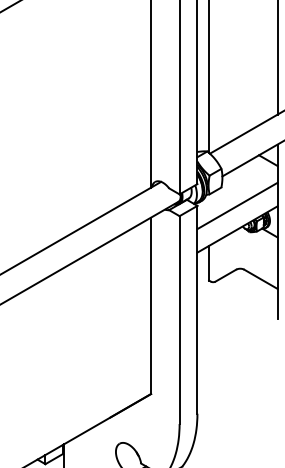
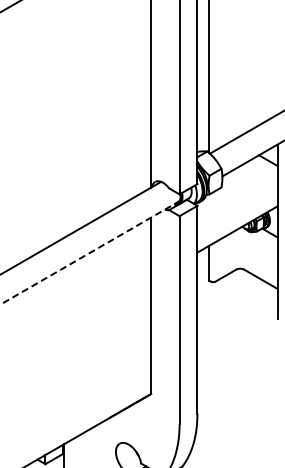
line: present -> none (277, 58)
line: present -> none (237, 205)
line: solid -> dashed (90, 252)
